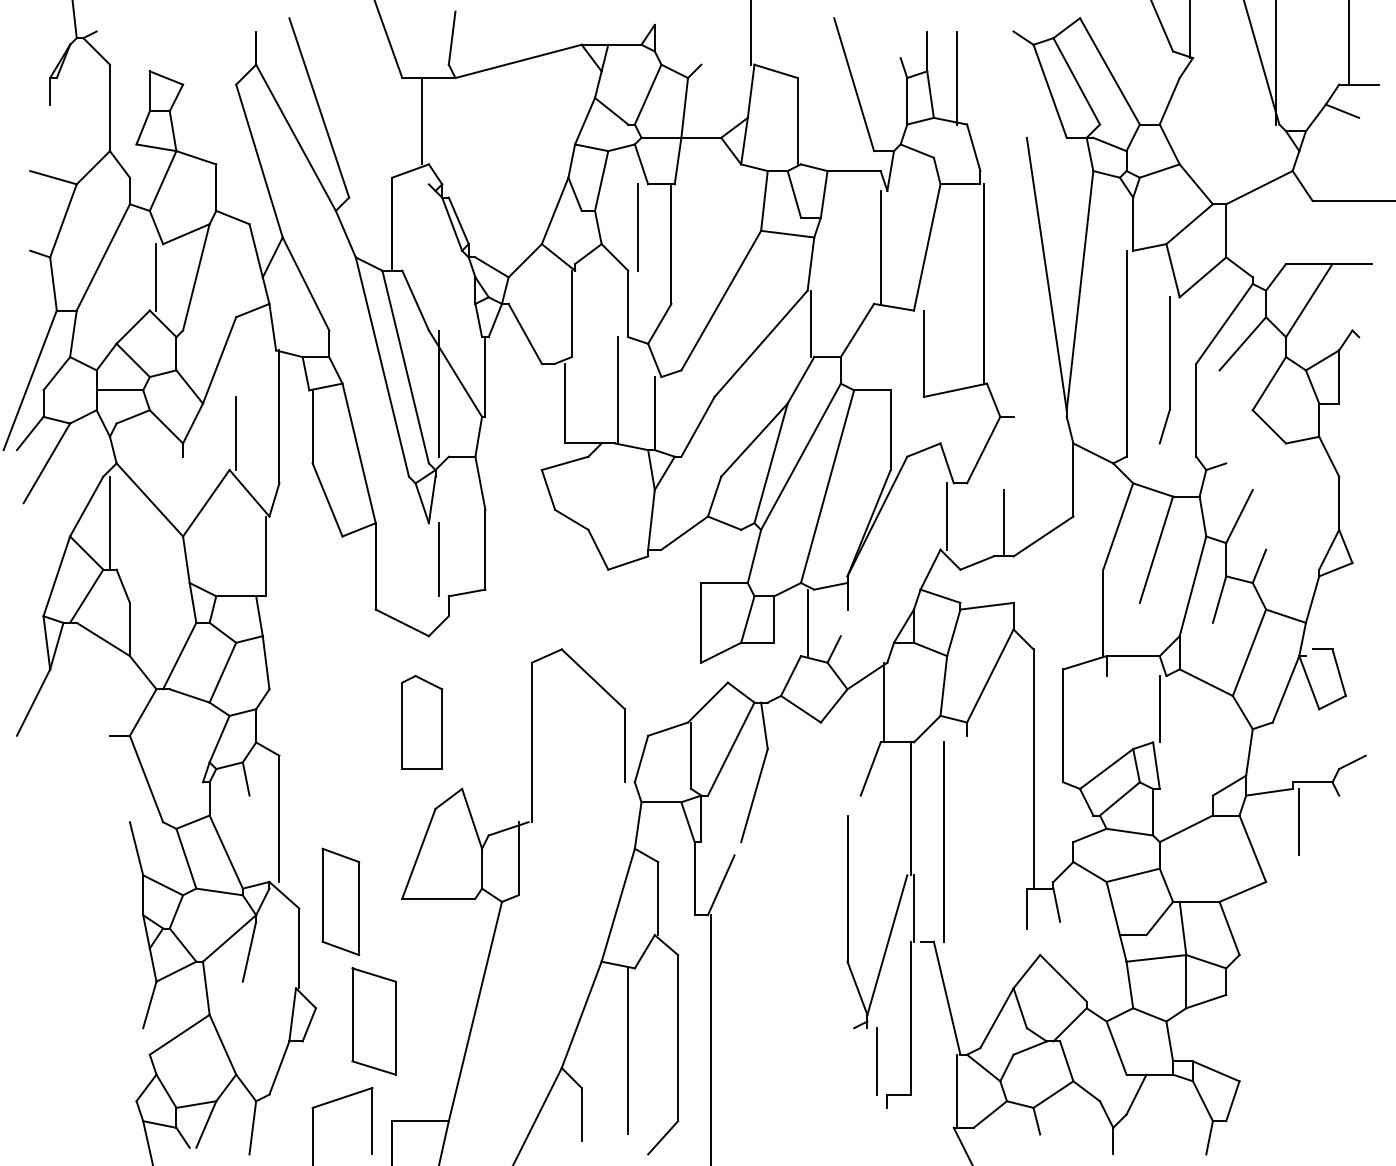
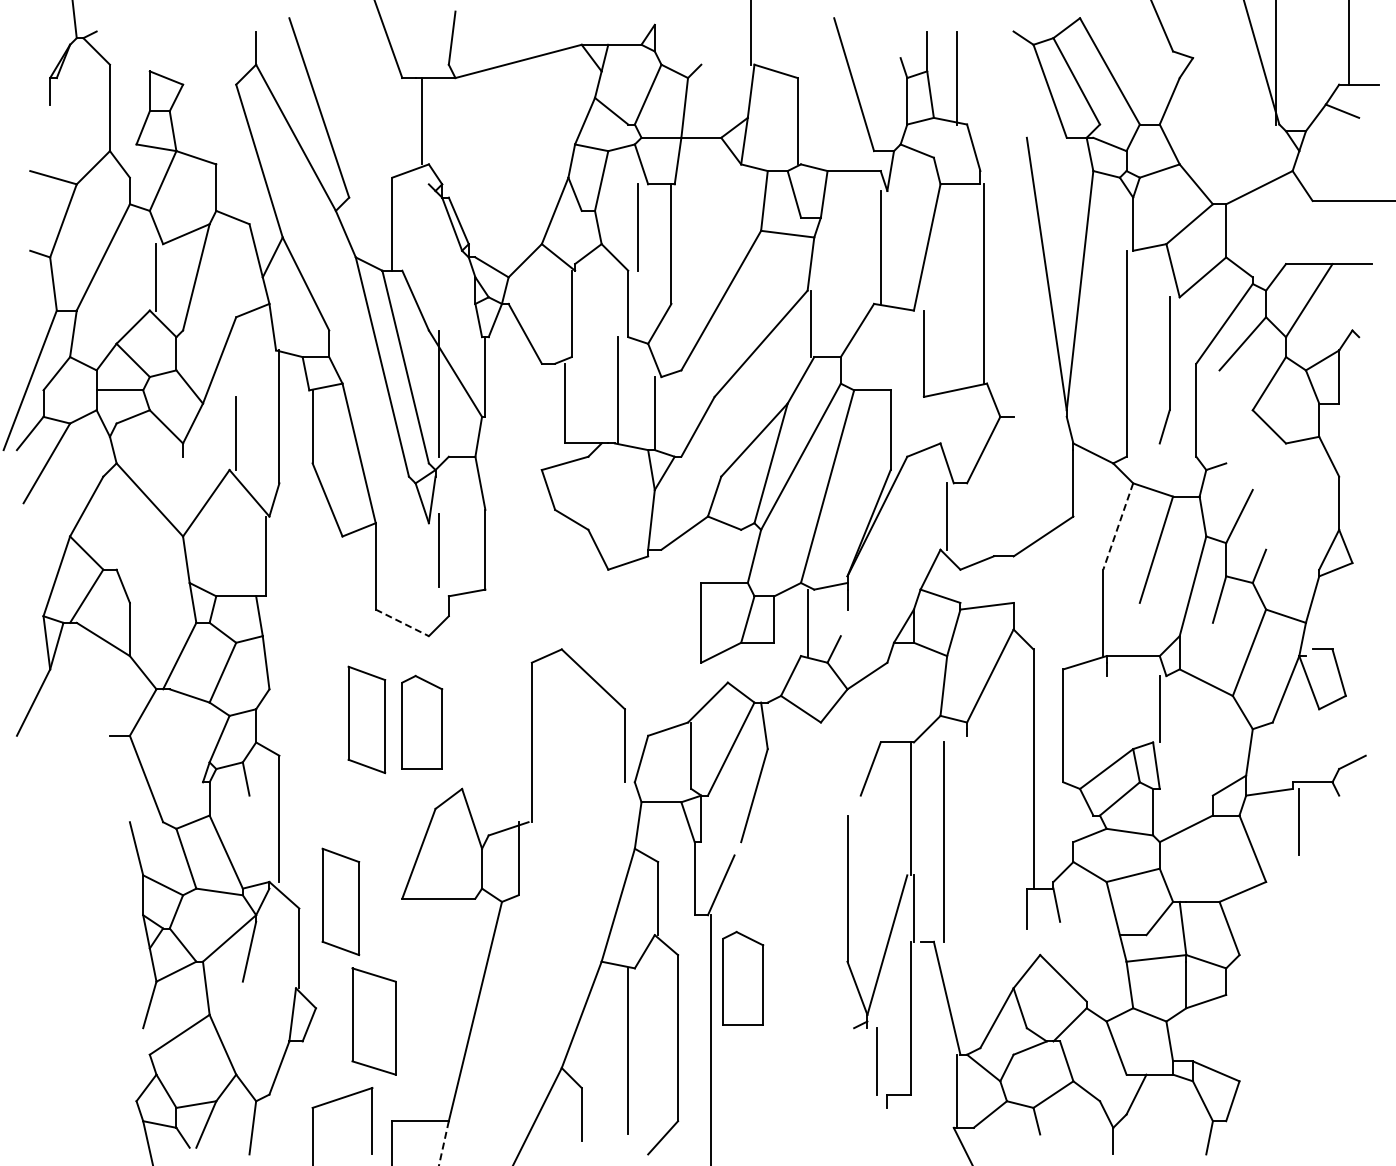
line: present -> none (1189, 30)
line: present -> none (109, 522)
line: present -> none (1003, 522)
line: solid -> dashed (1118, 526)
line position: (438, 559) -> (438, 550) (438, 550)
line: solid -> dashed (402, 622)
line: present -> none (884, 702)
part: none -> present (366, 719)
part: none -> present (743, 977)
line: solid -> dashed (443, 1143)
